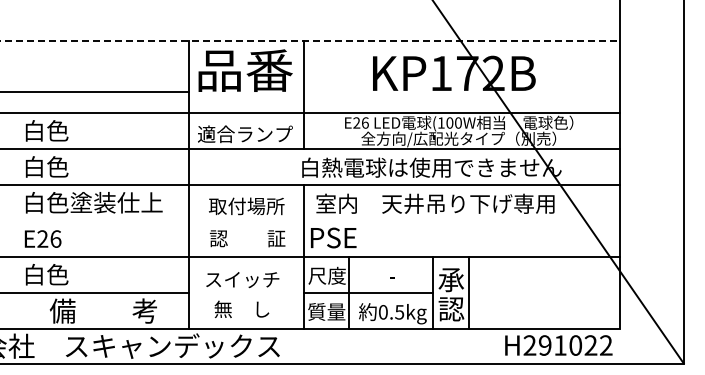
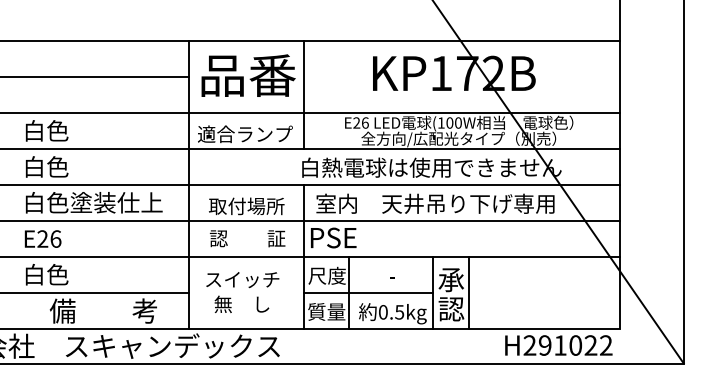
line: dashed -> solid (310, 41)
text position: (245, 70) -> (248, 75) (248, 75)
line position: (95, 92) -> (95, 77) (95, 77)
line: none -> present (311, 221)
text position: (241, 308) -> (241, 303) (241, 303)
